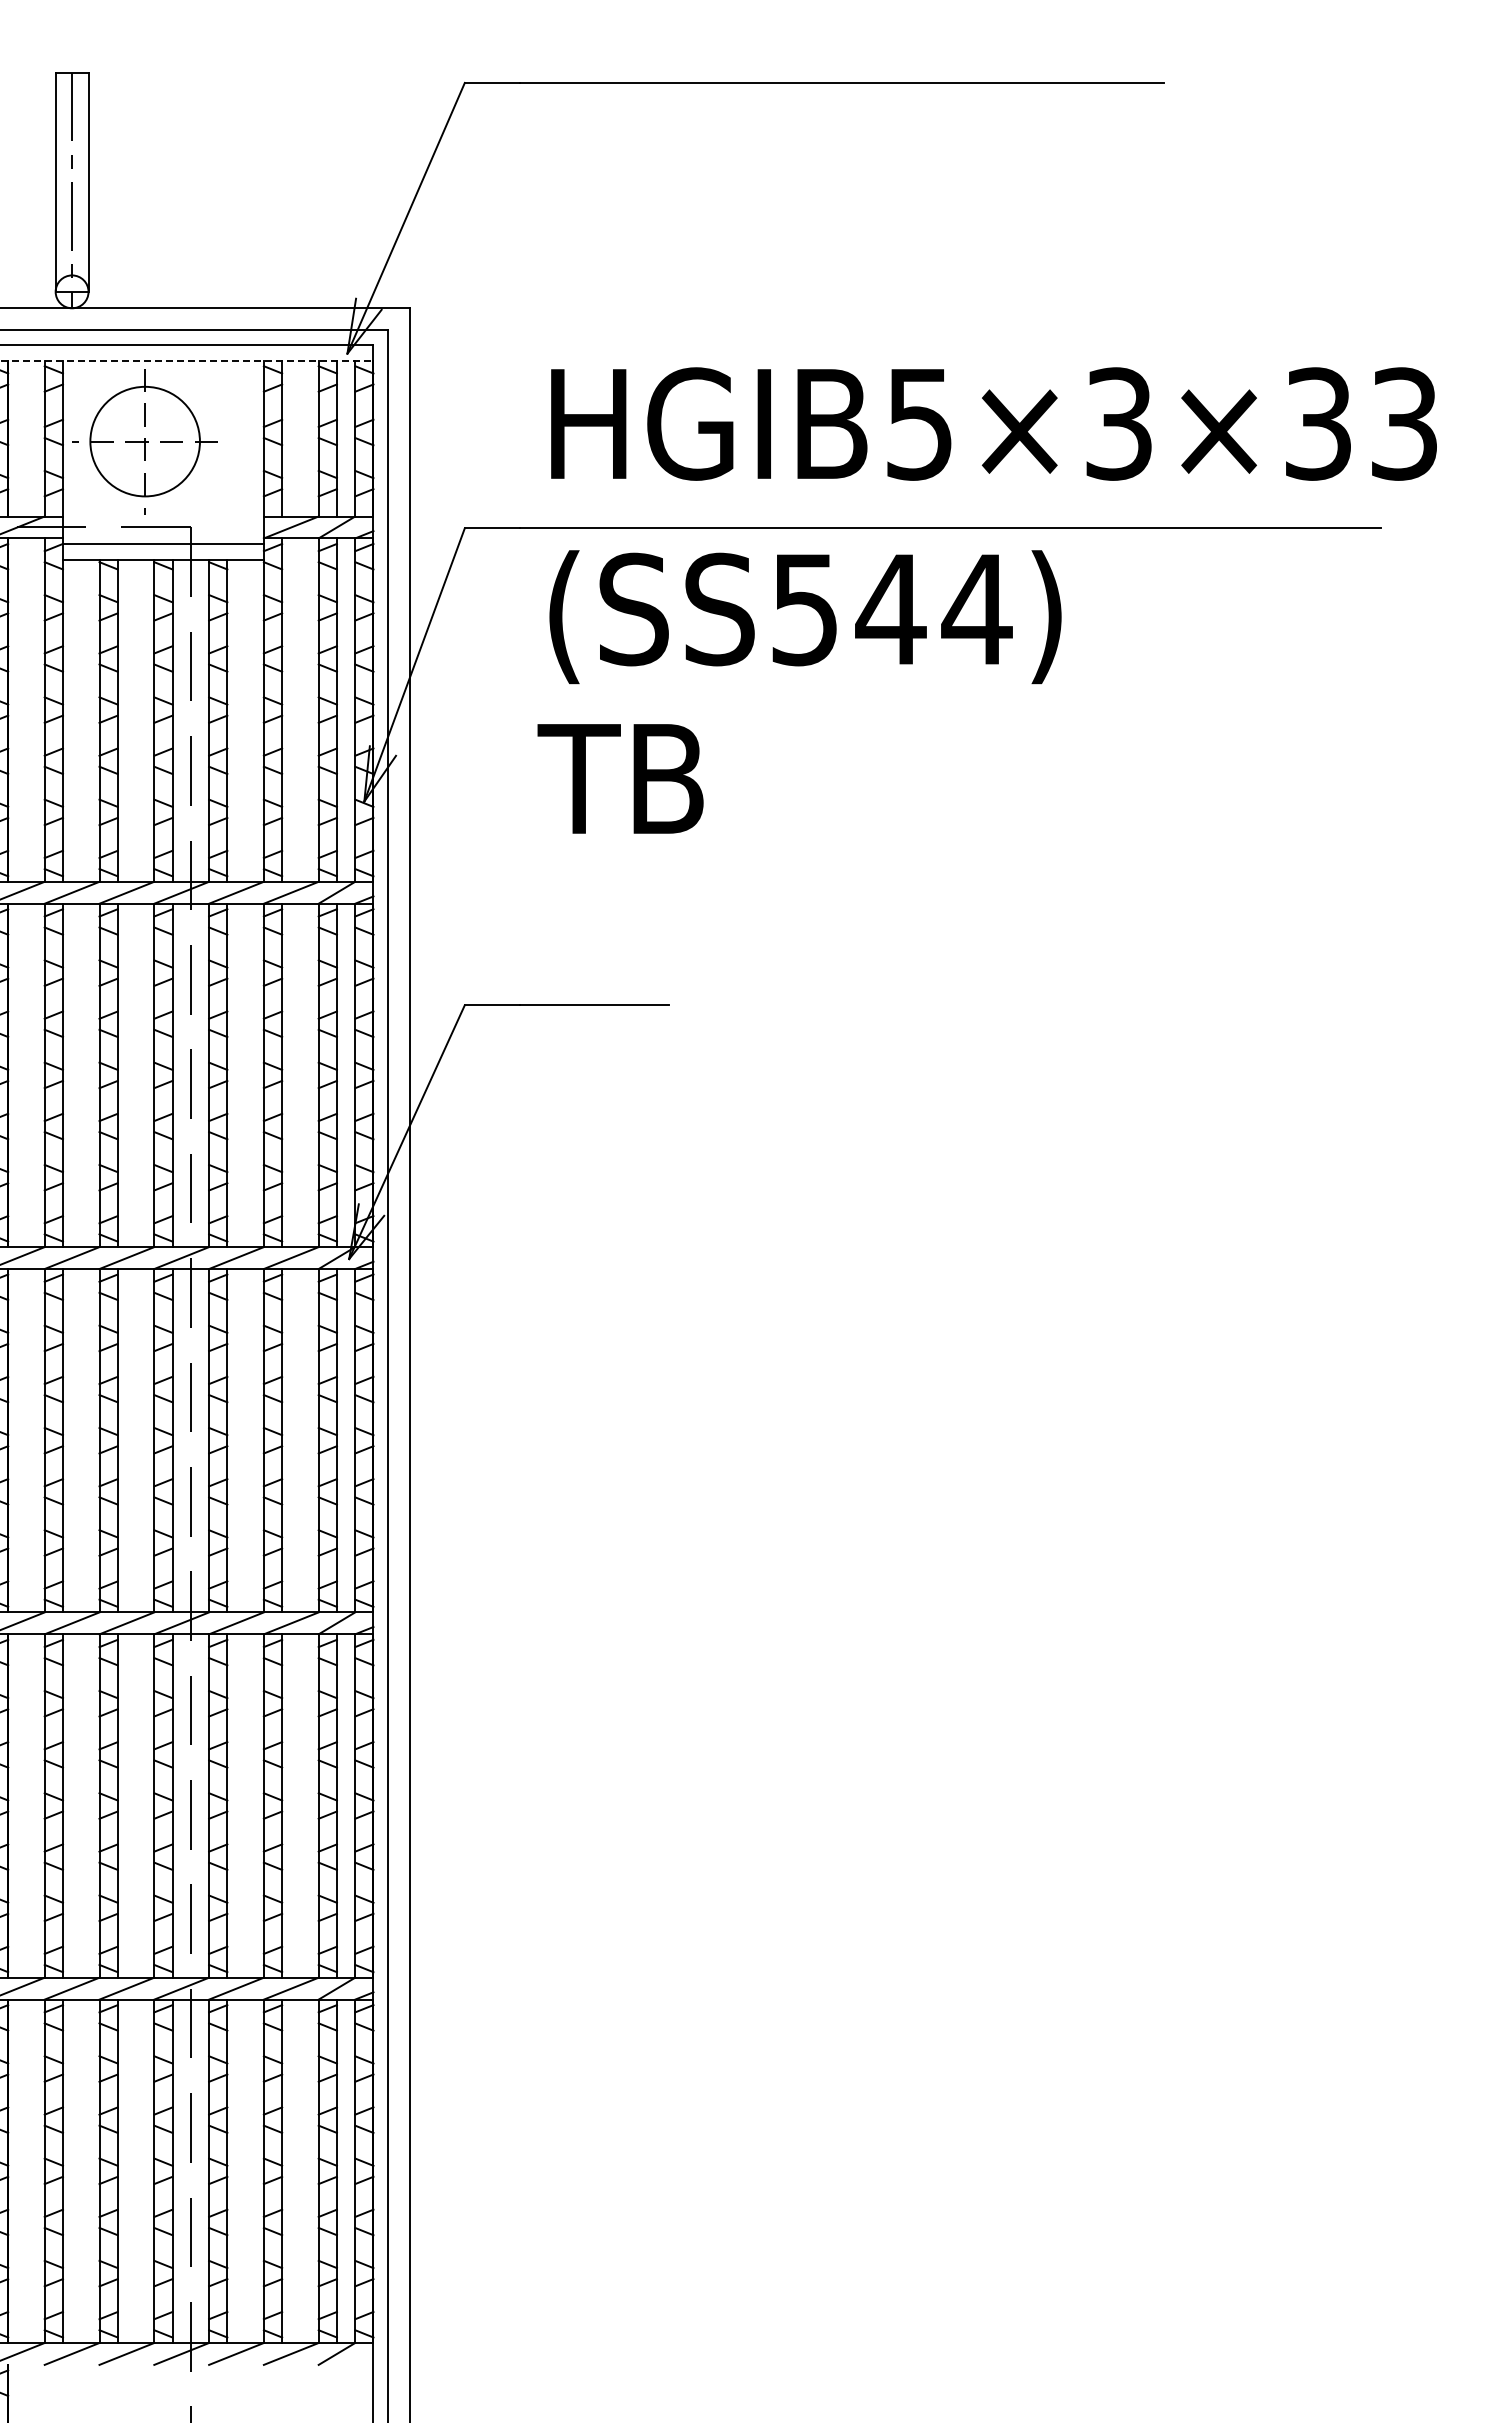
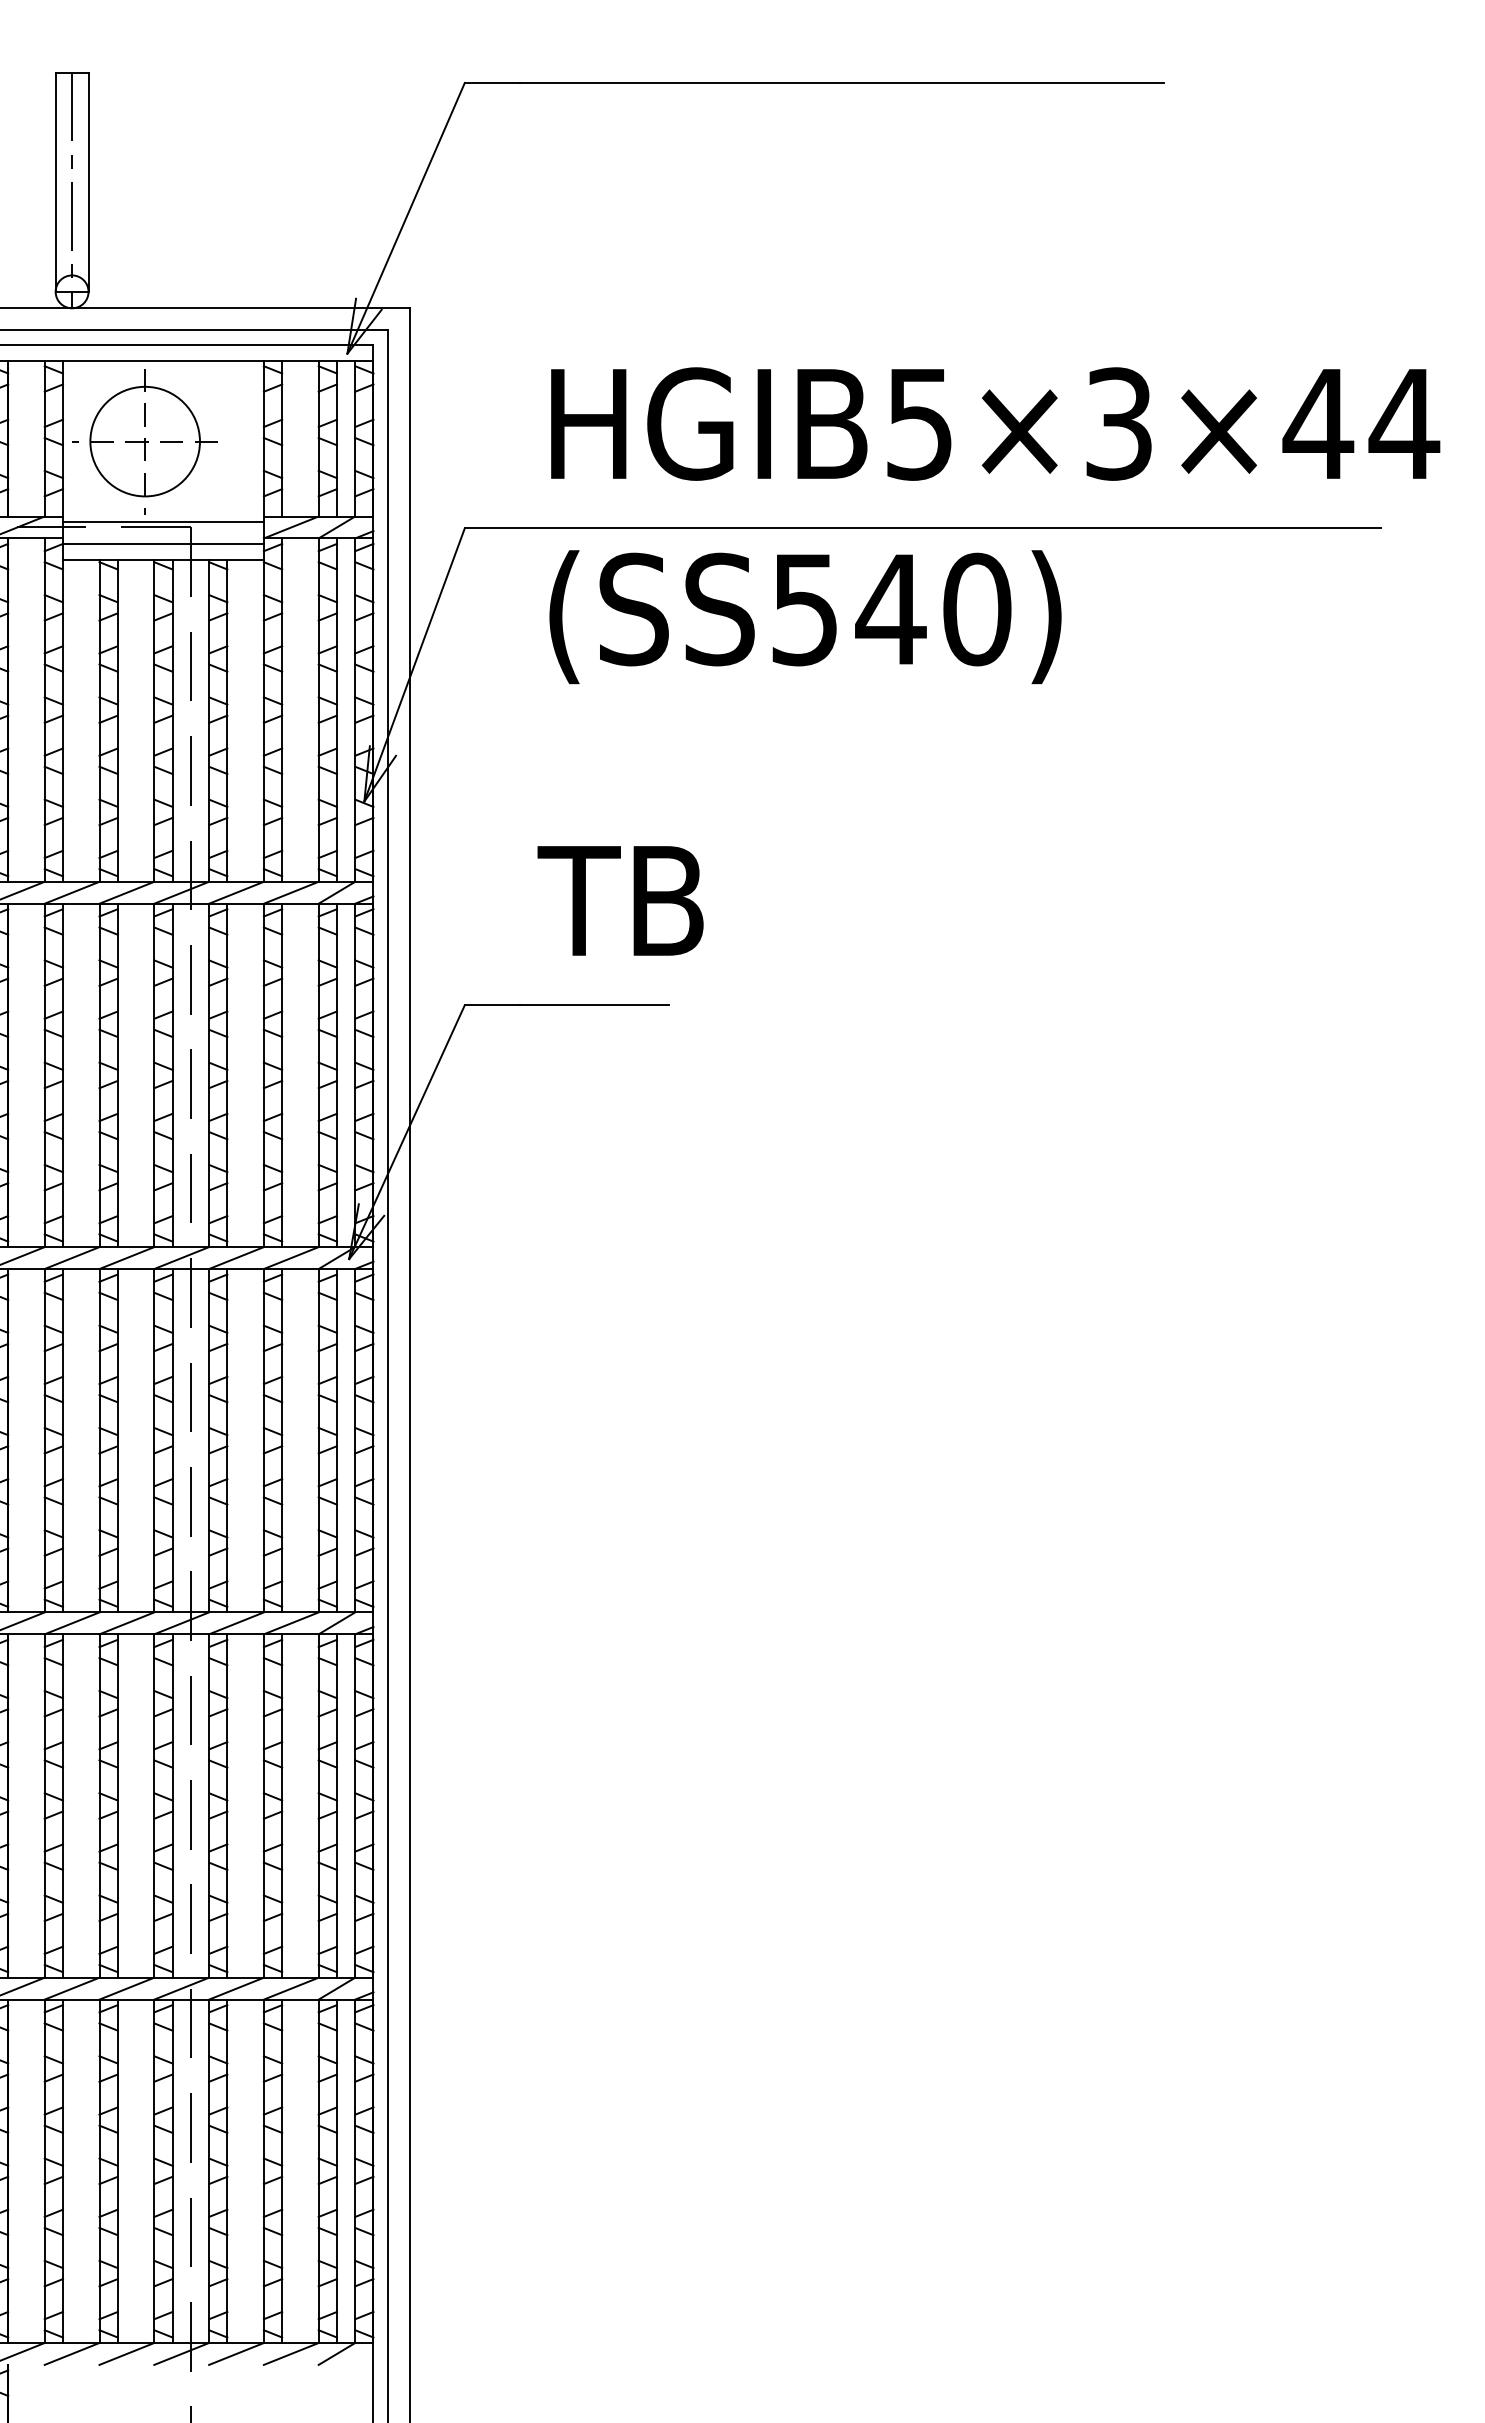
line: dashed -> solid (187, 361)
text: HGIB5×3×33 -> HGIB5×3×44 (1361, 423)
line: none -> present (162, 522)
text: (SS544) -> (SS540) (976, 609)
text position: (620, 778) -> (620, 900) (620, 900)
